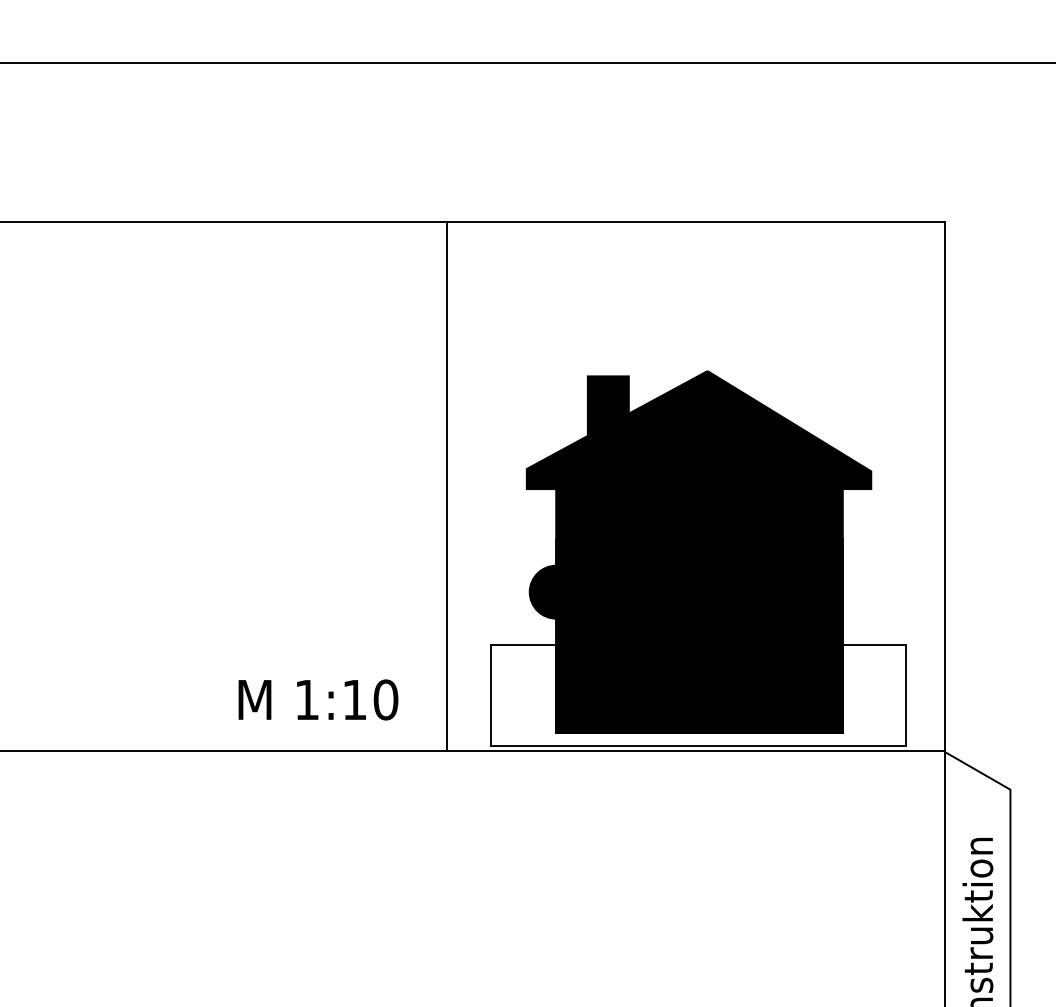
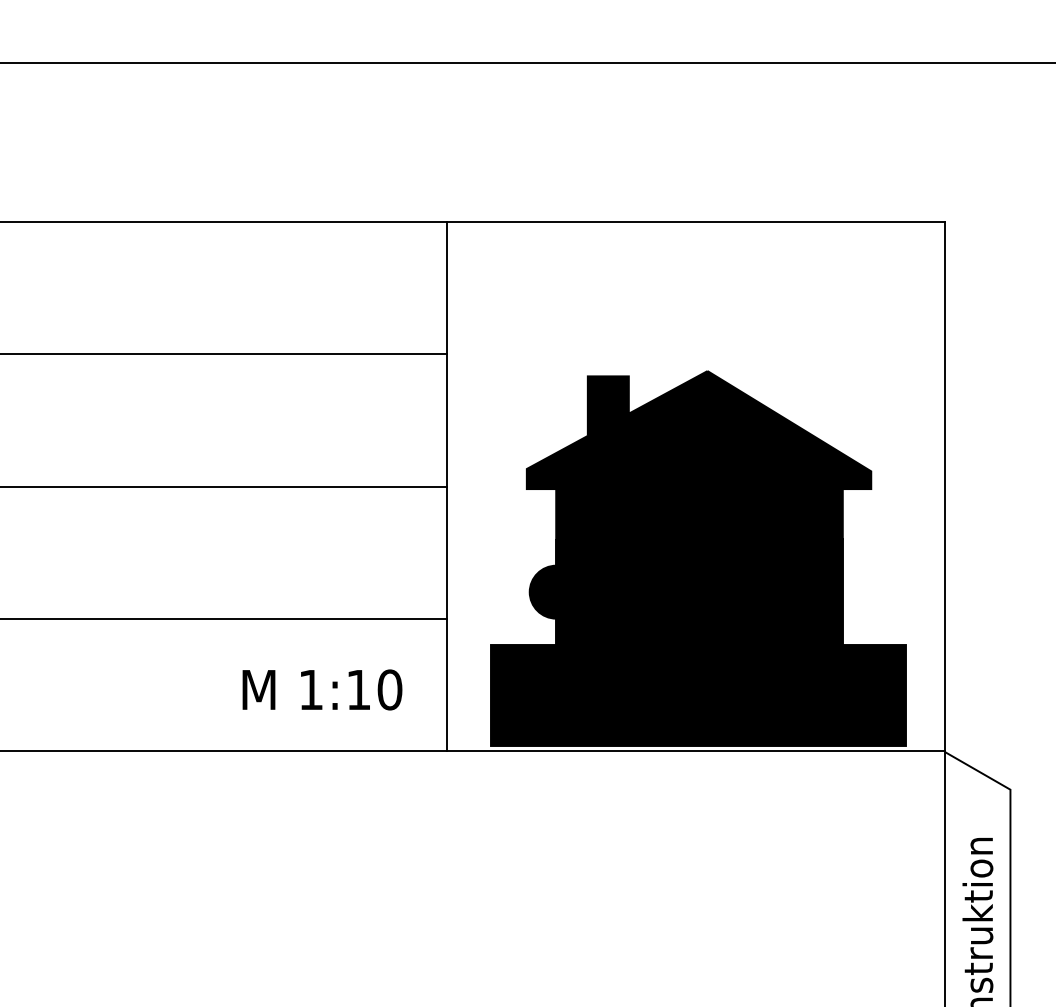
line: none -> present (224, 354)
line: none -> present (224, 486)
line: none -> present (224, 619)
fill: none -> present (698, 695)
text position: (318, 699) -> (322, 689) (322, 689)
